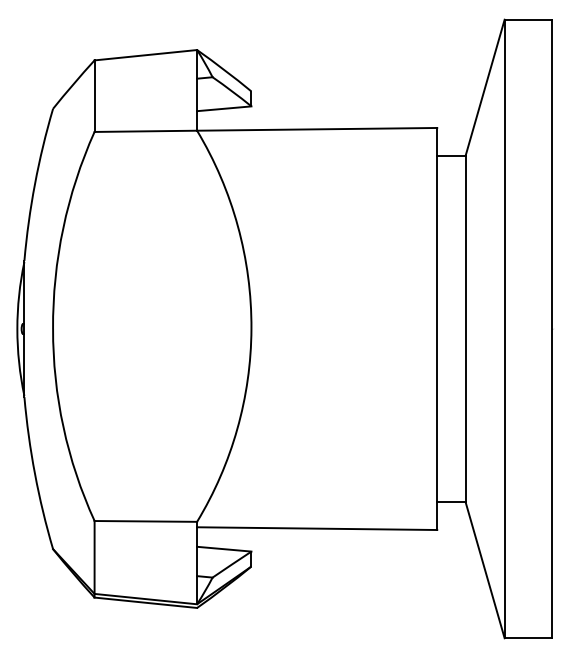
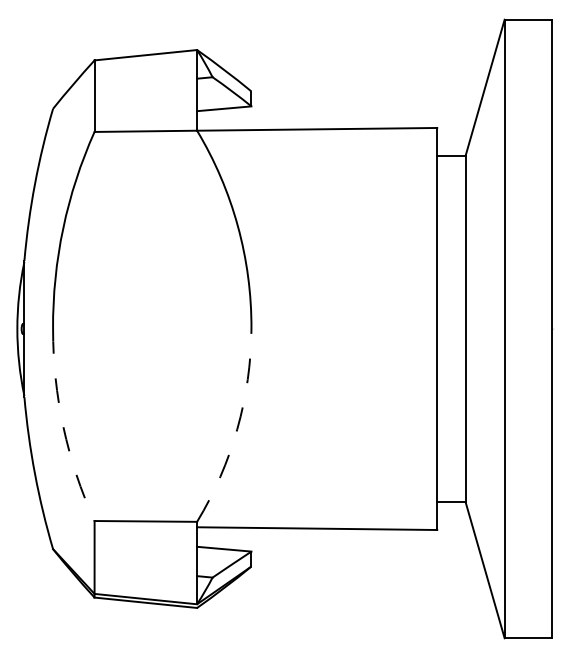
arc: solid -> dashed (63, 427)
arc: solid -> dashed (237, 429)
